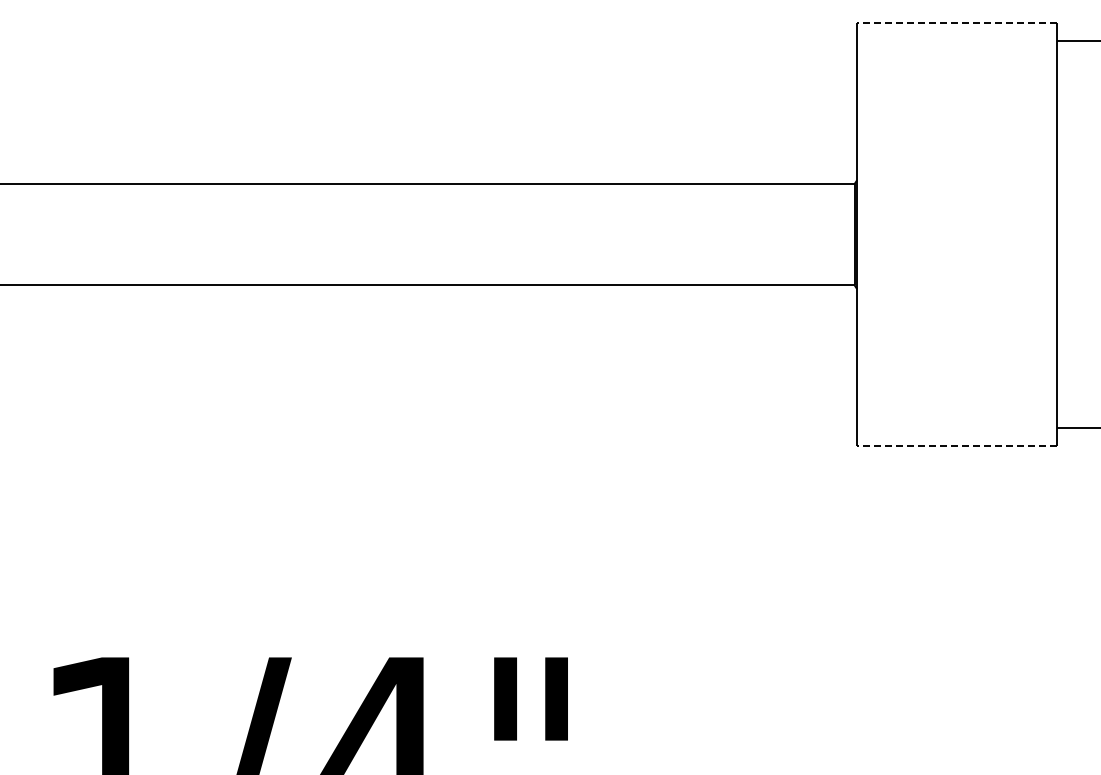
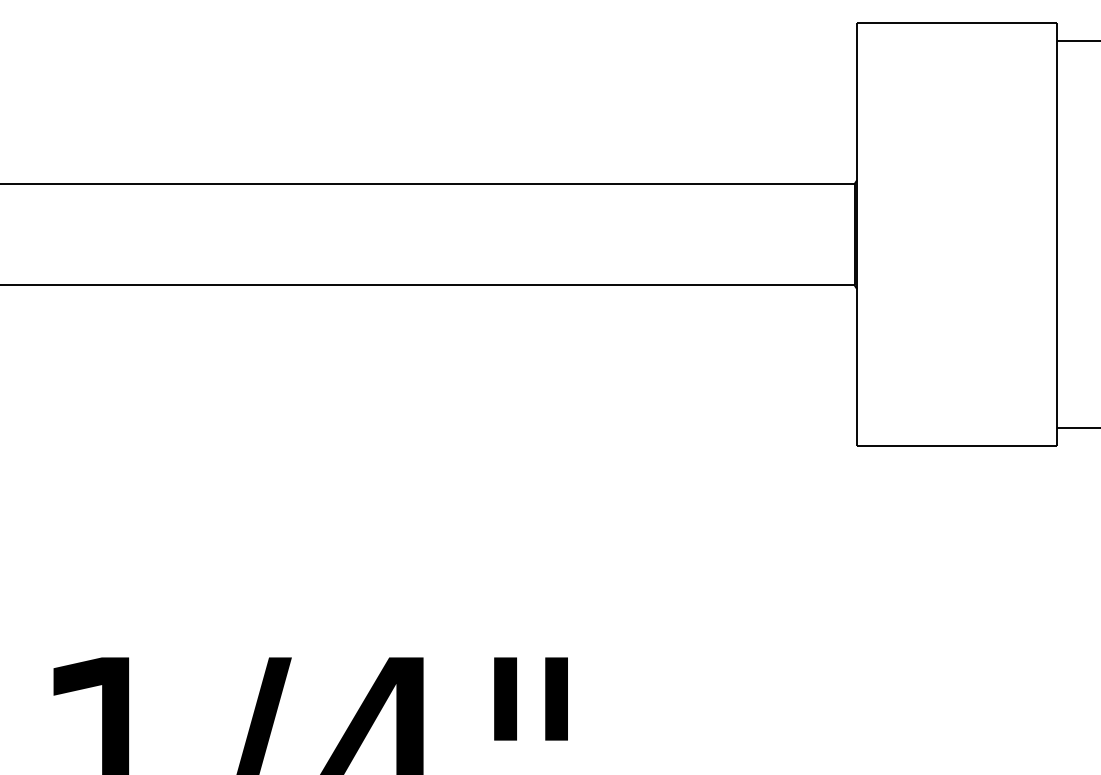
line: dashed -> solid (957, 23)
line: dashed -> solid (957, 446)
